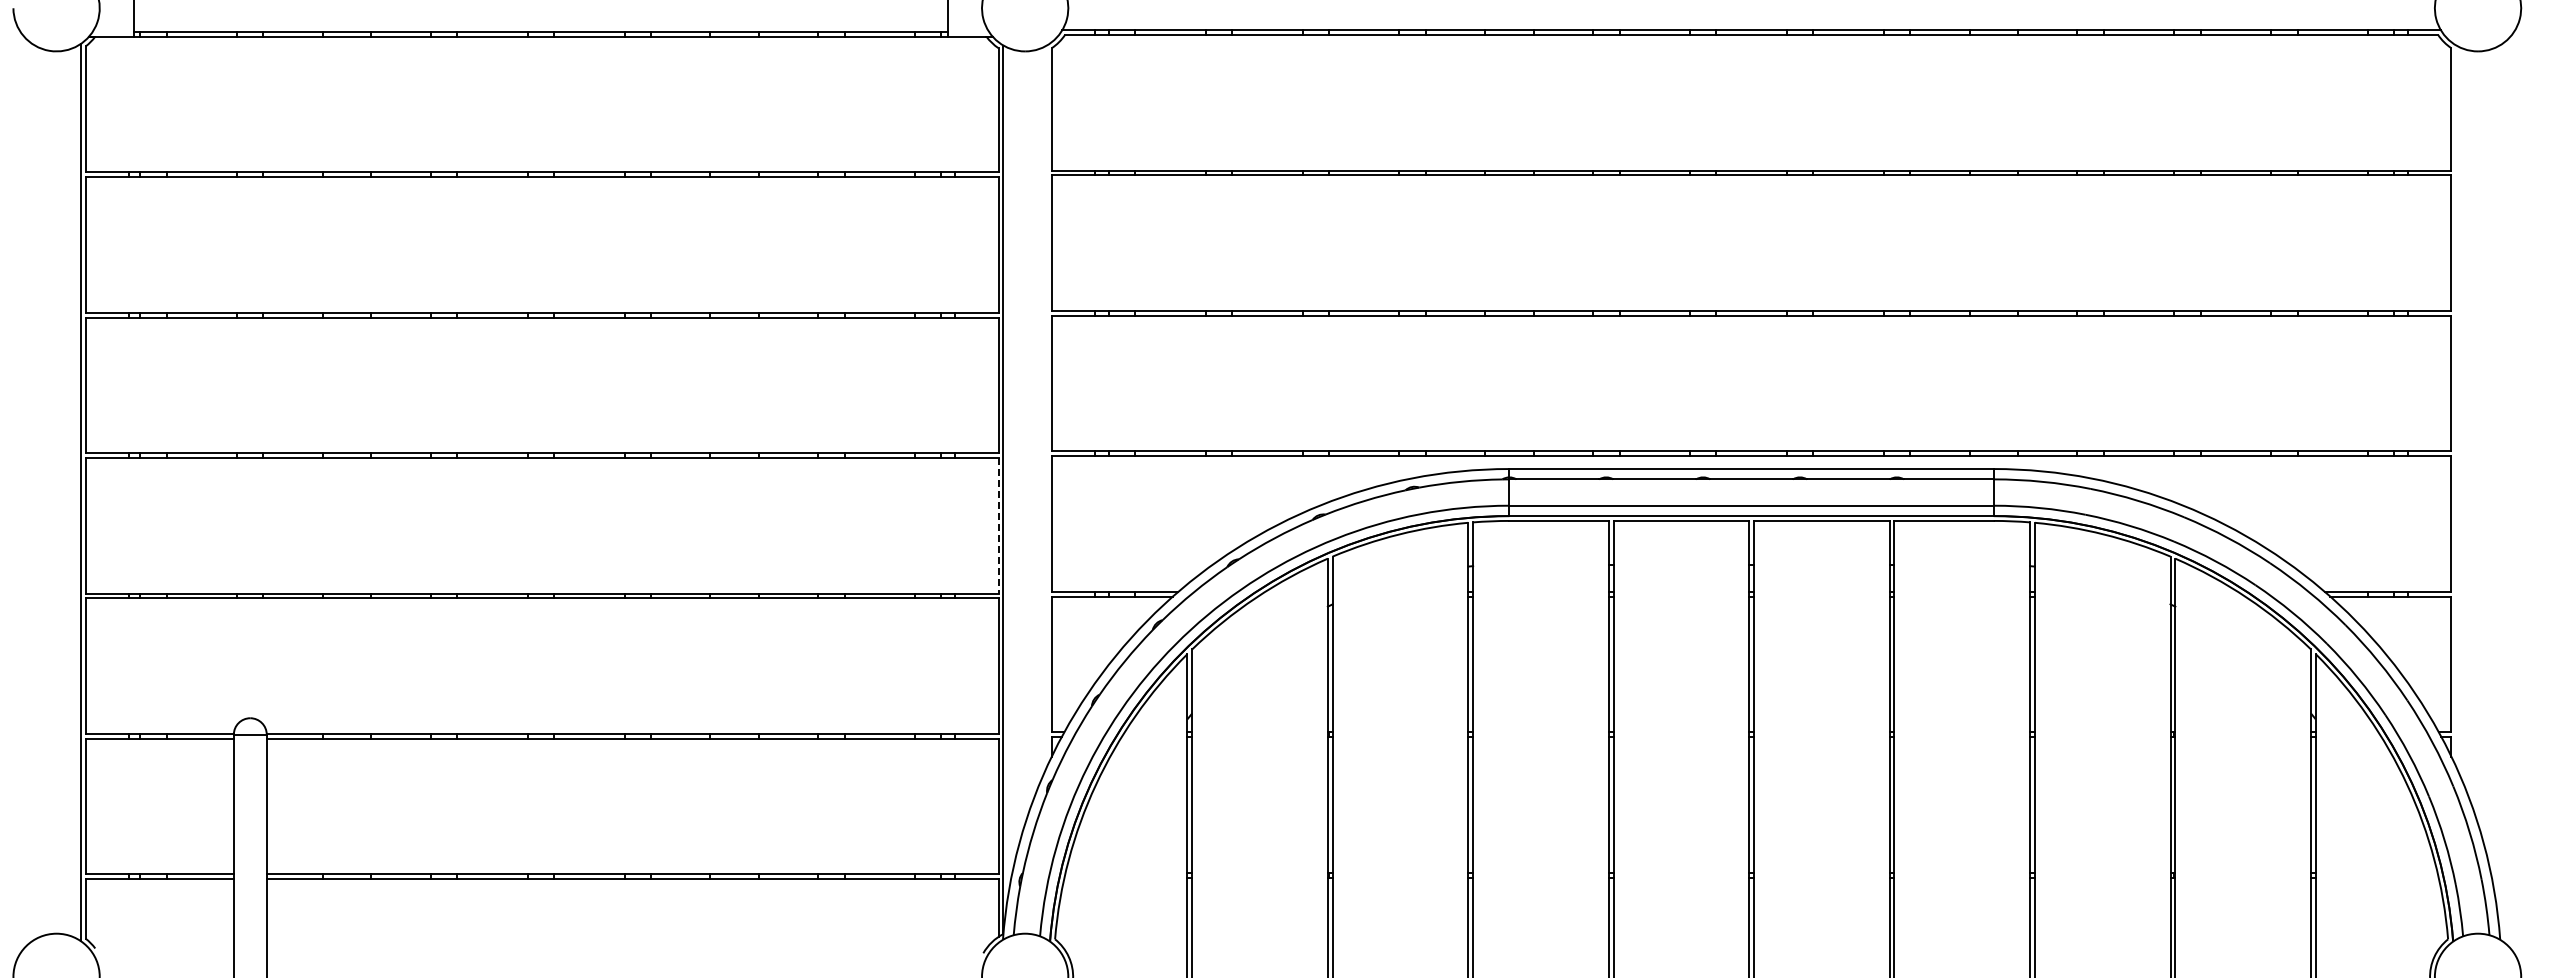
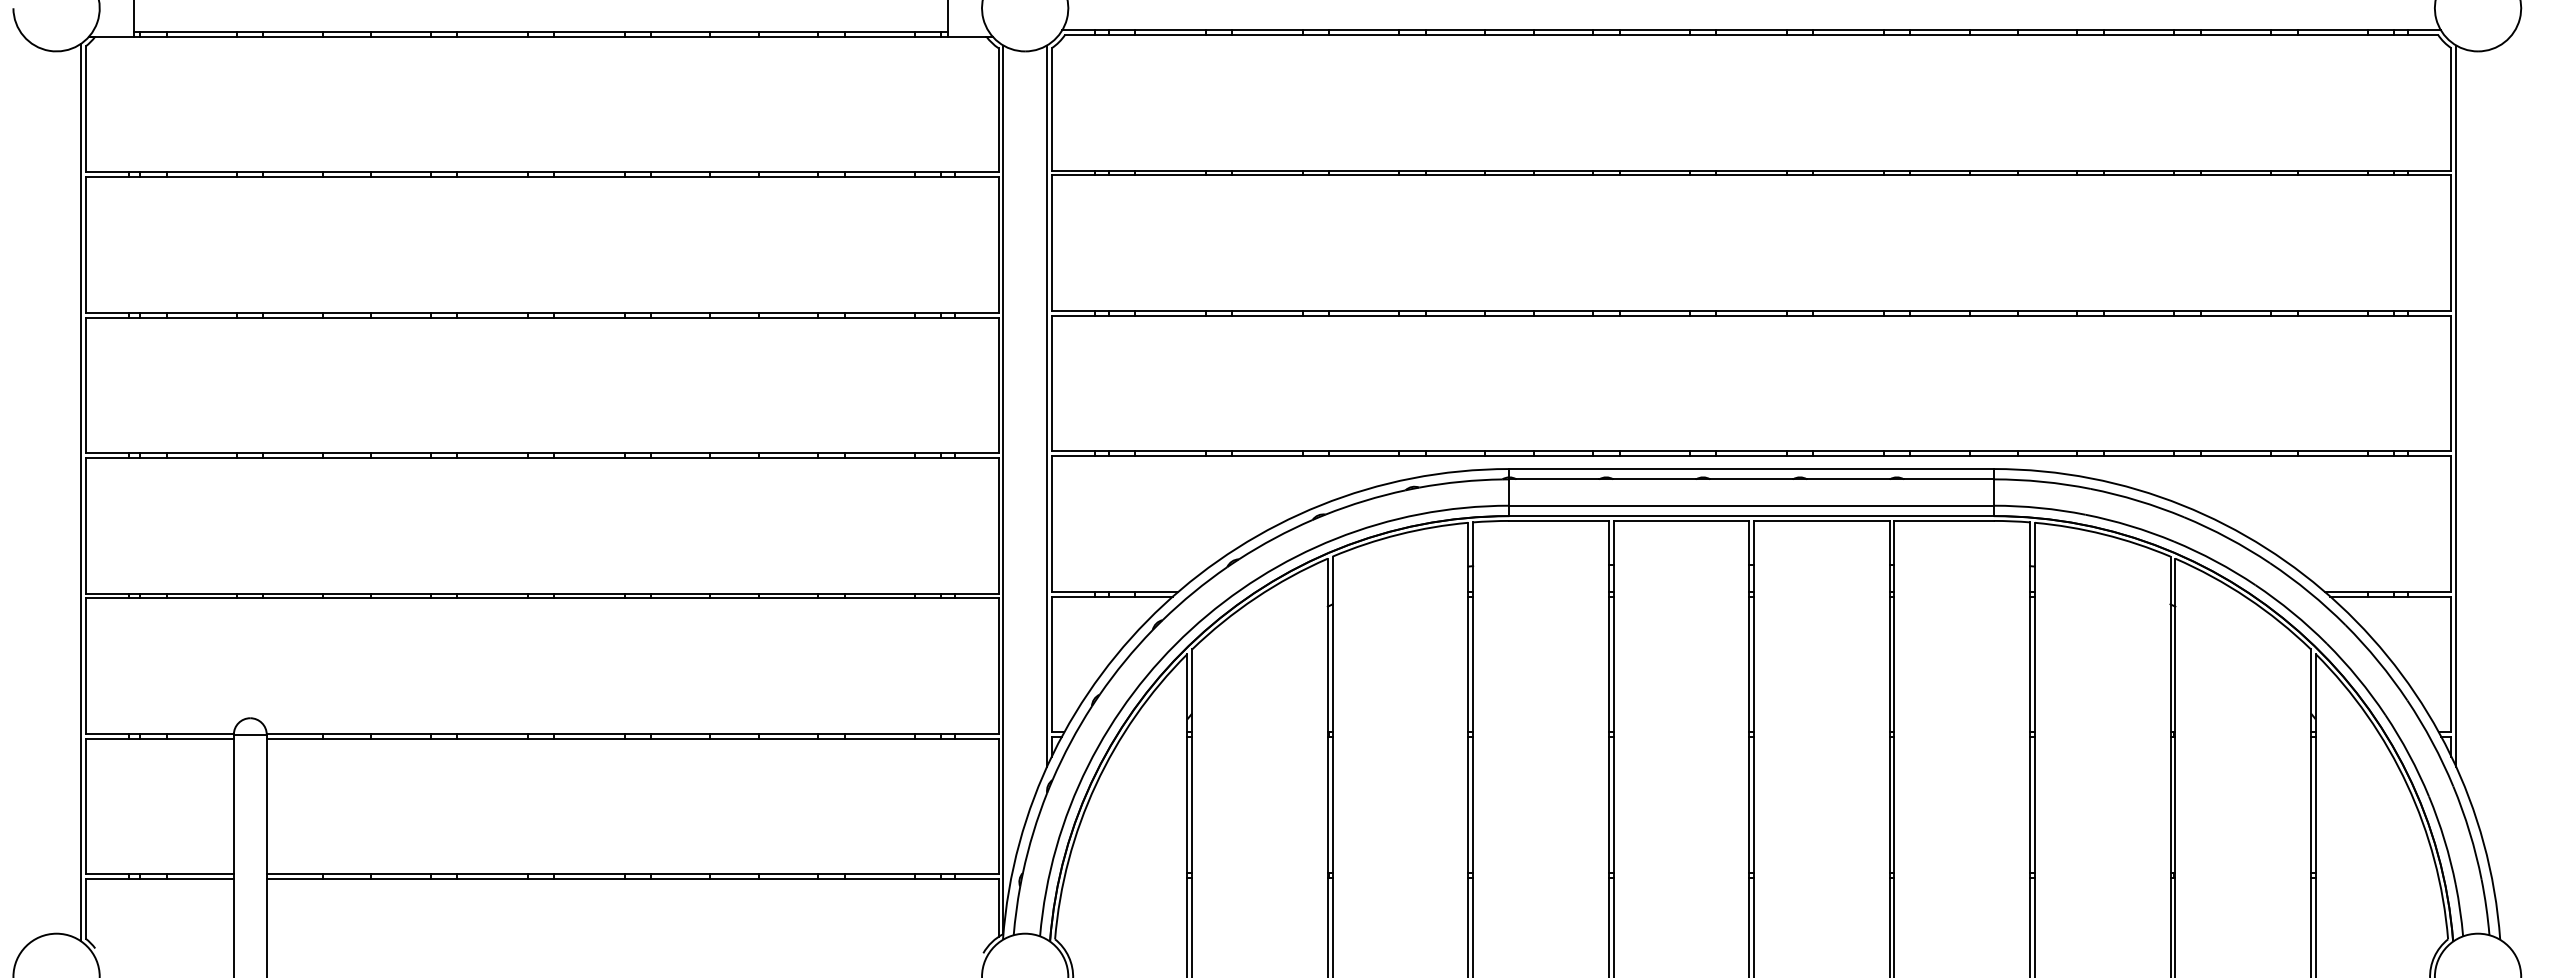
line: none -> present (1046, 406)
line: none -> present (2456, 406)
line: dashed -> solid (998, 525)
